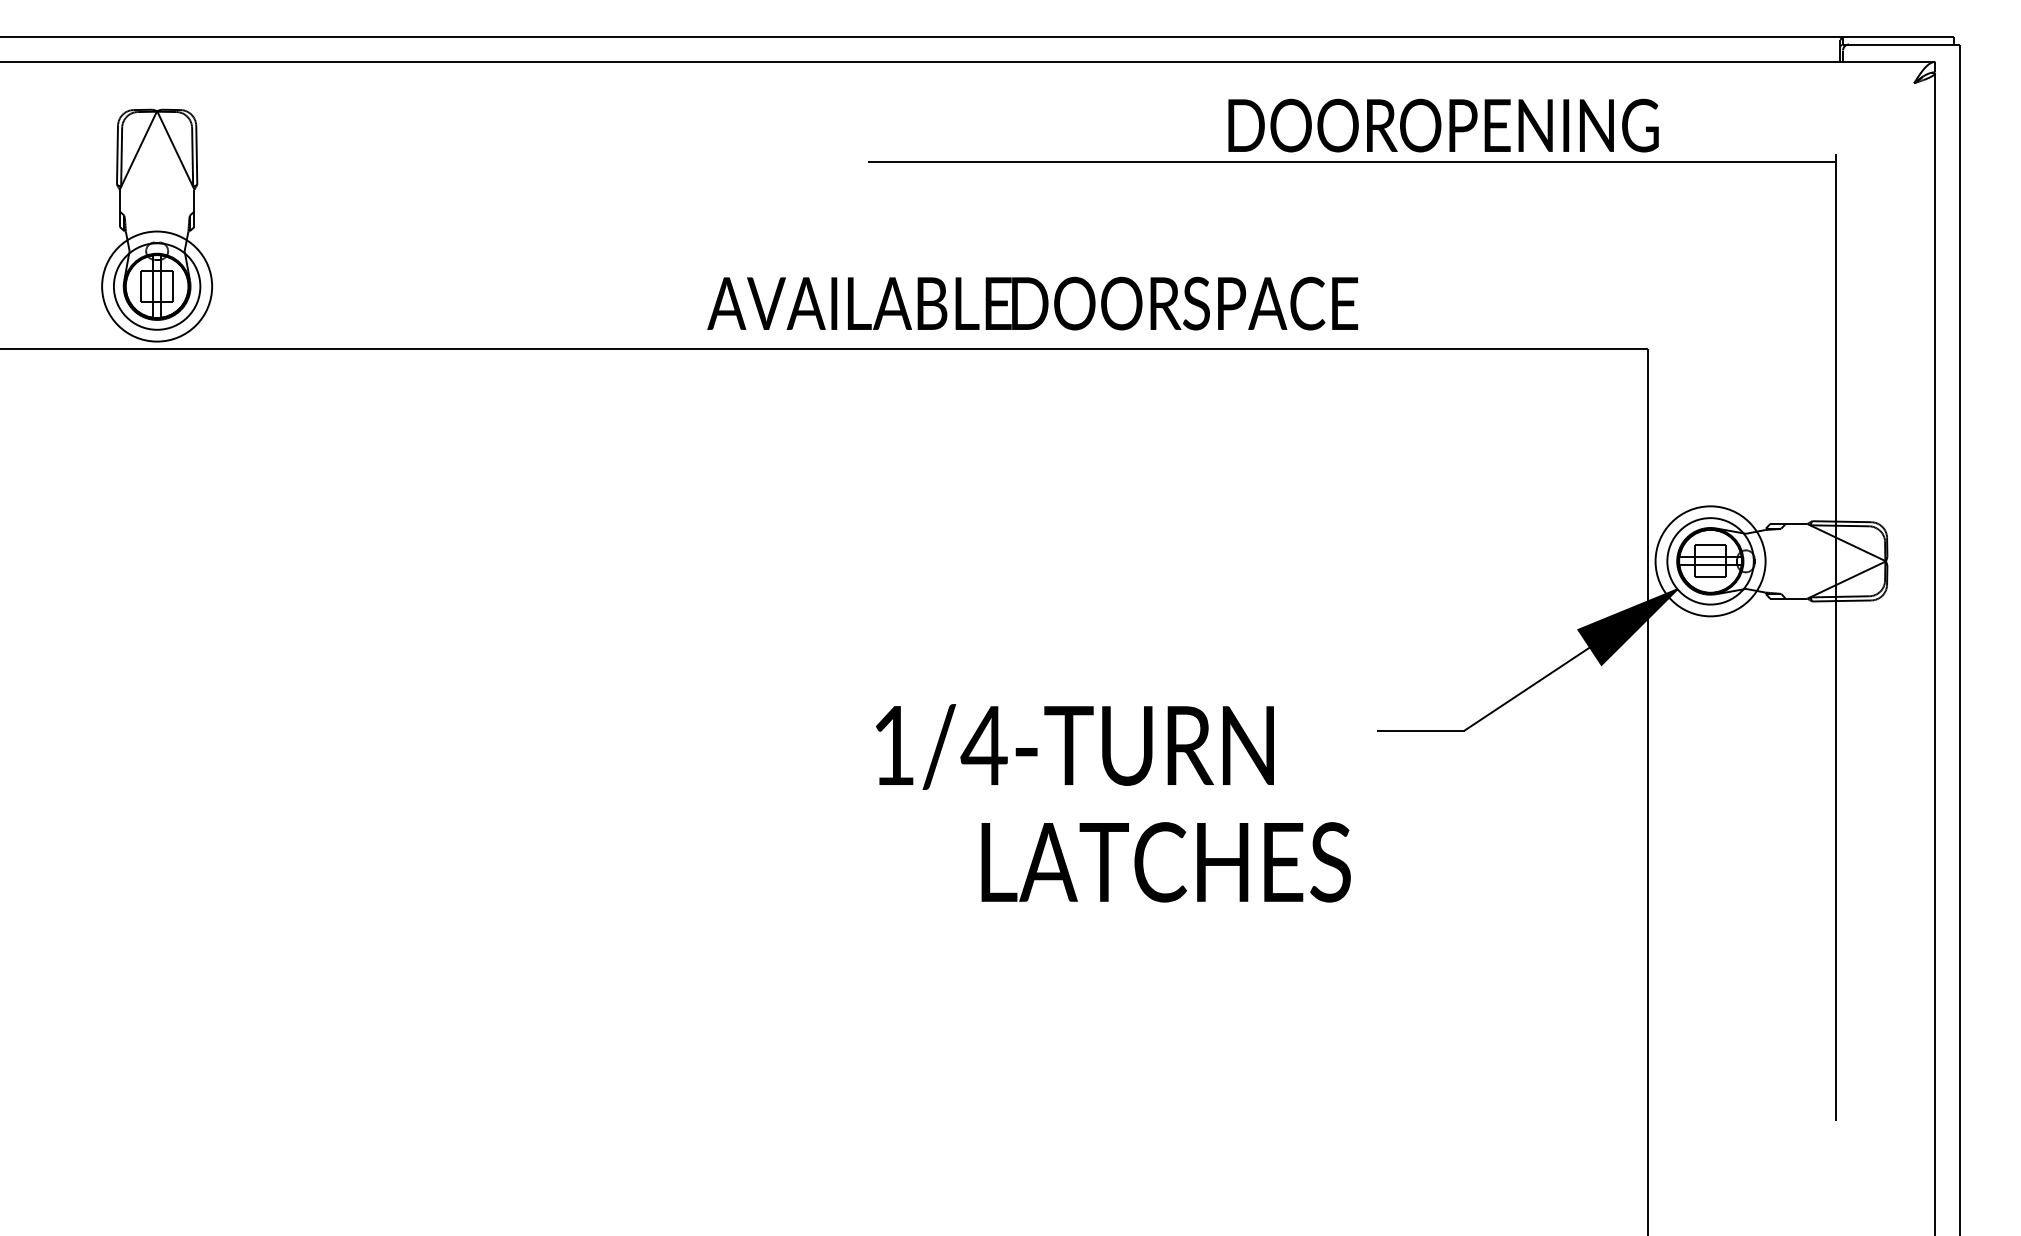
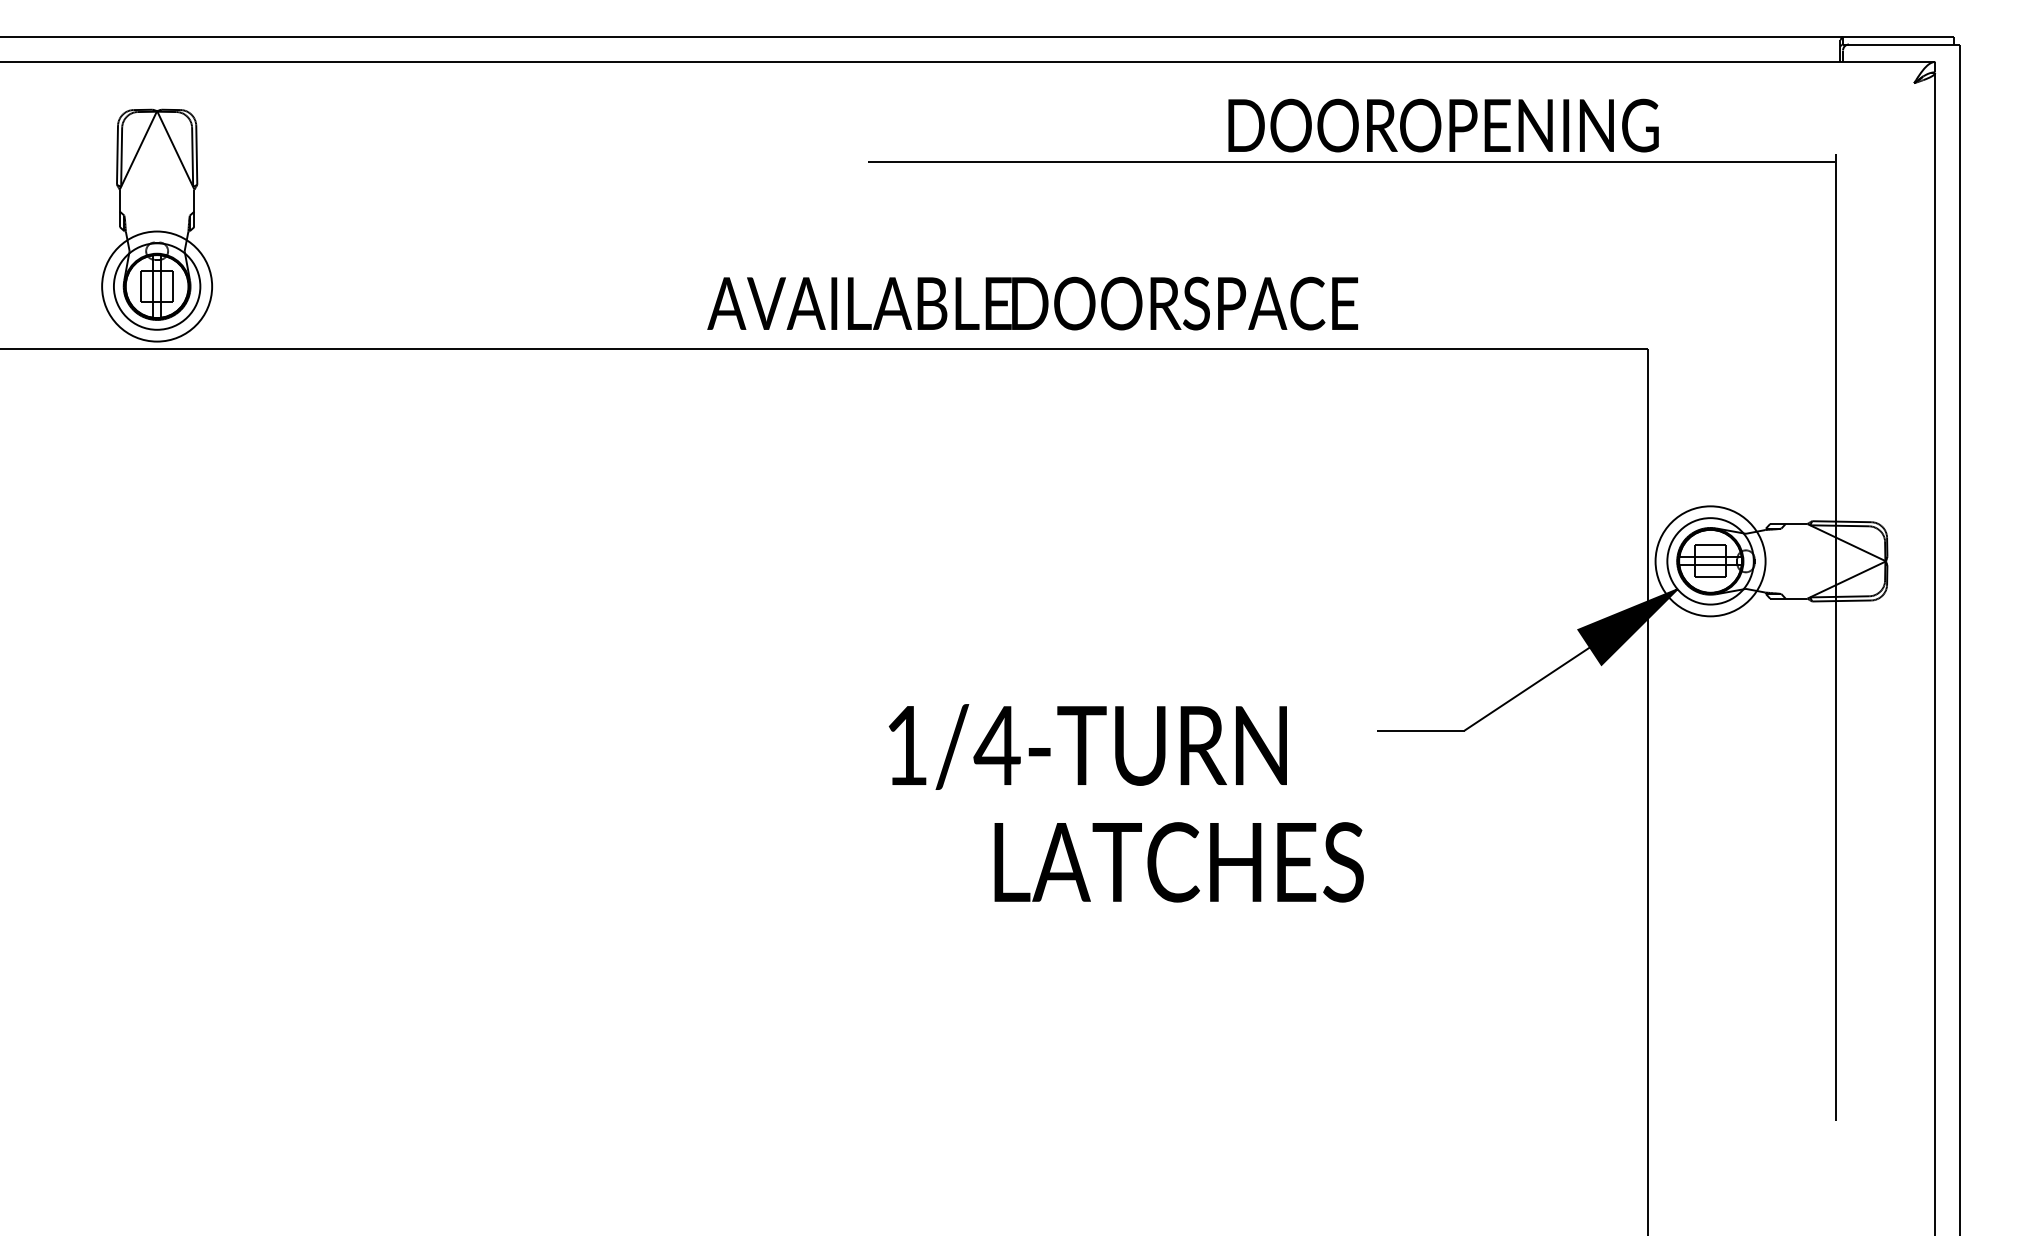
text position: (1112, 803) -> (1125, 803) (1125, 803)
